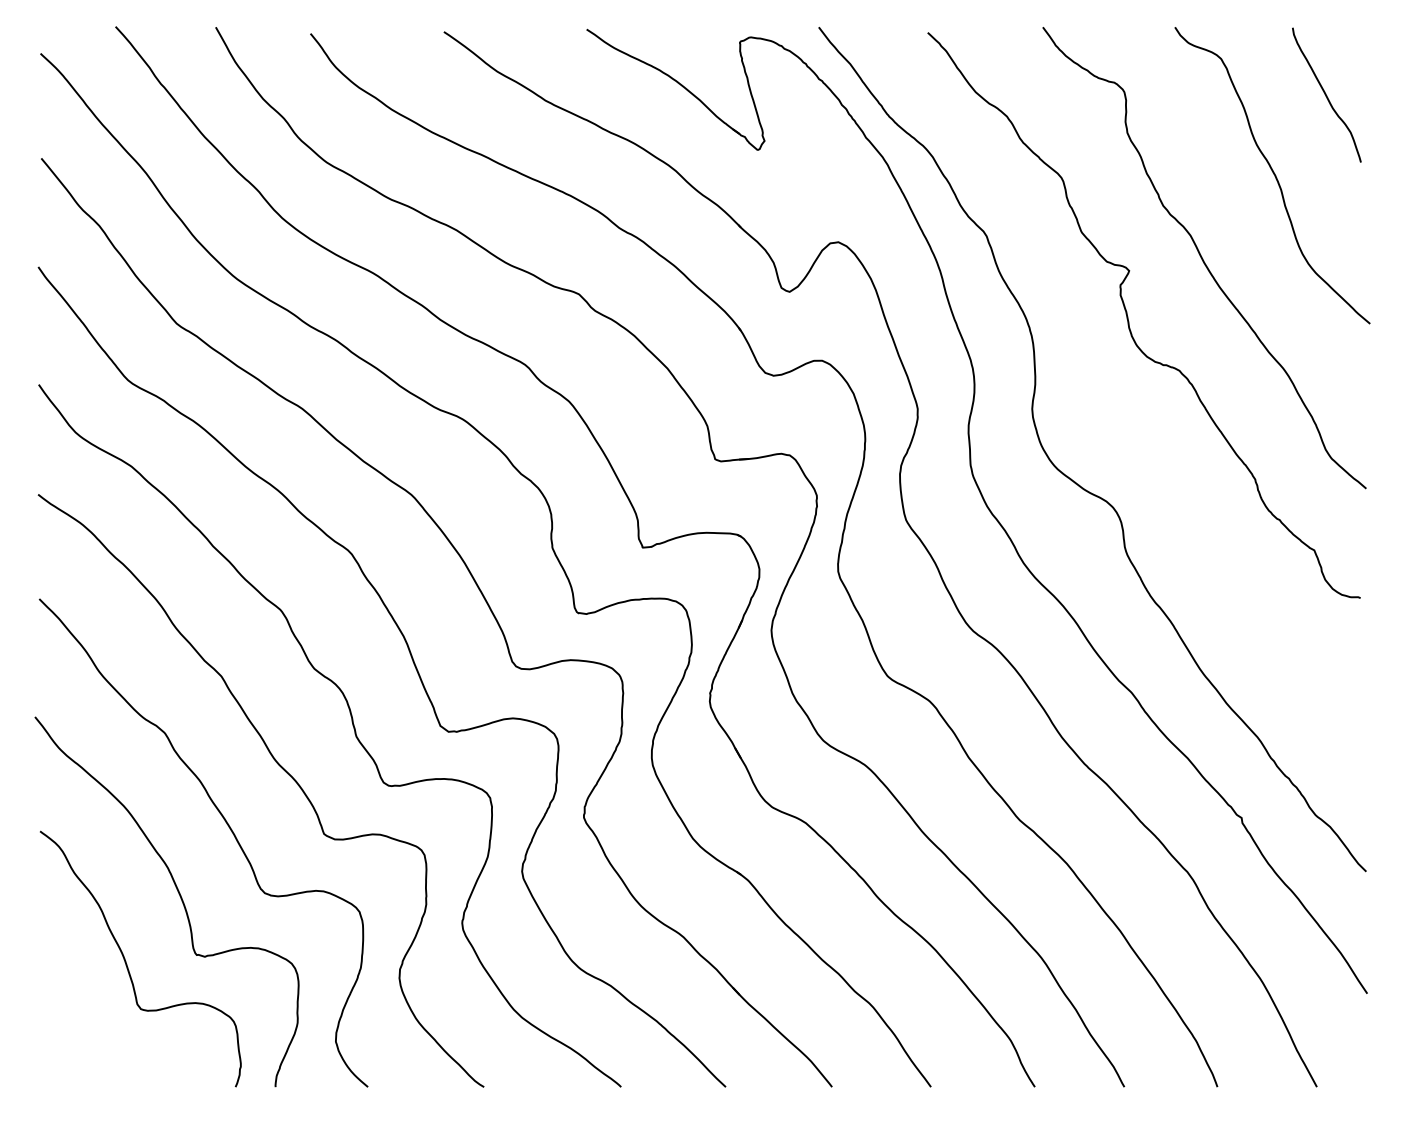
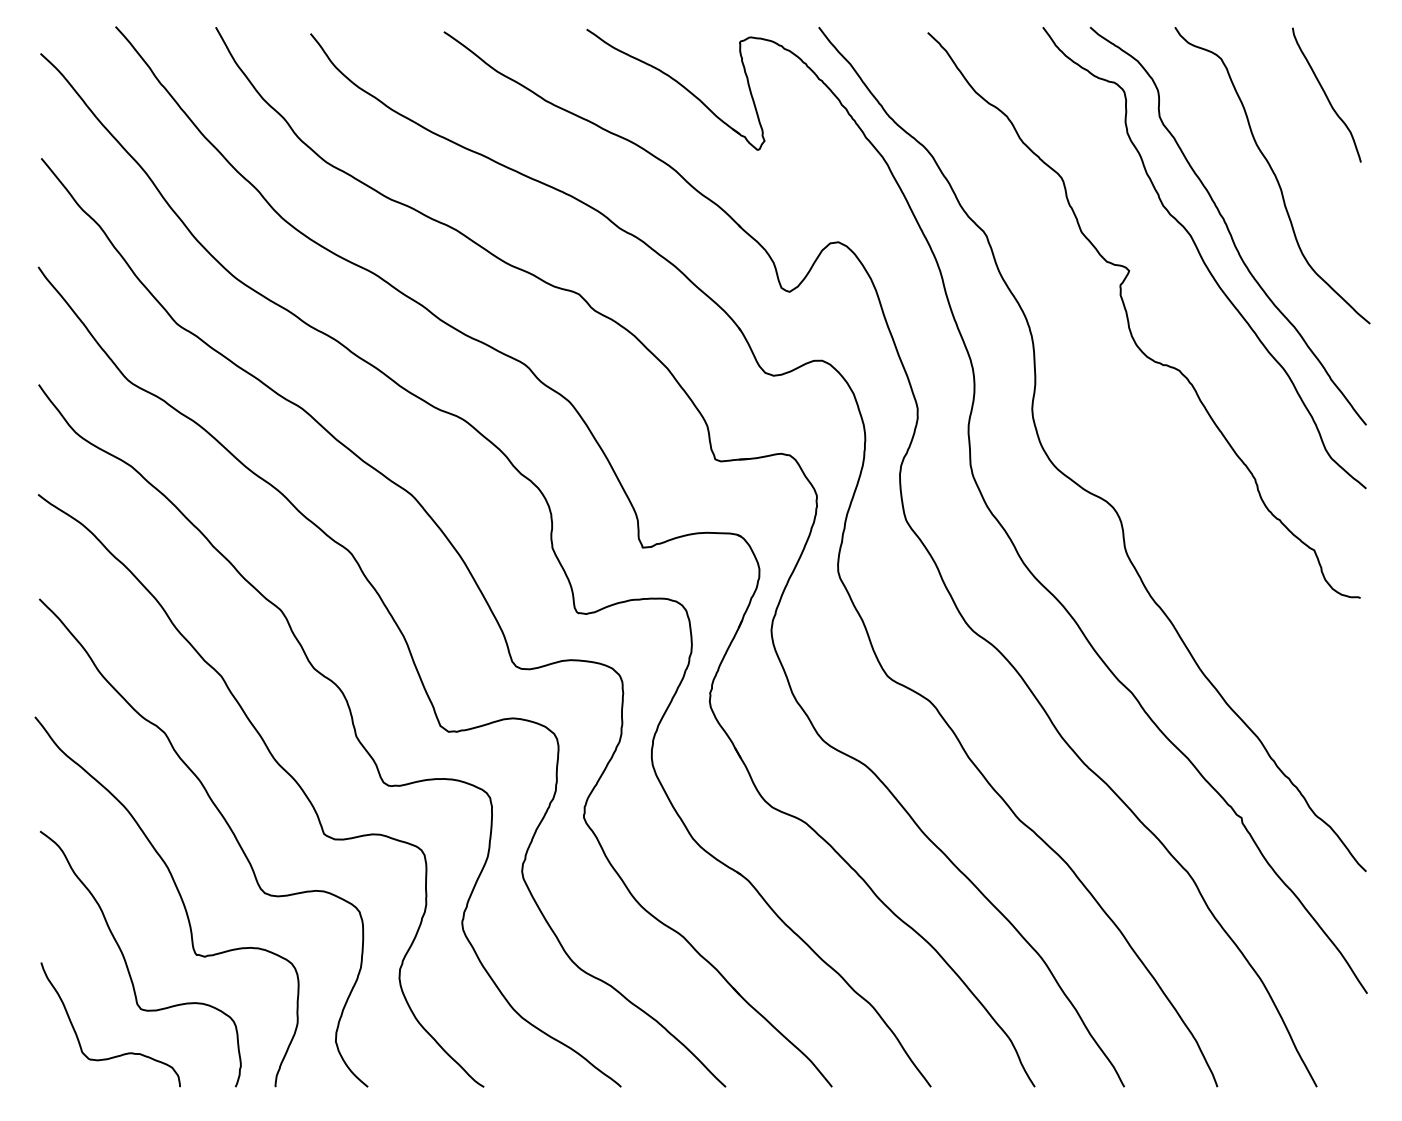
curve: none -> present (1227, 225)
curve: none -> present (116, 1055)
